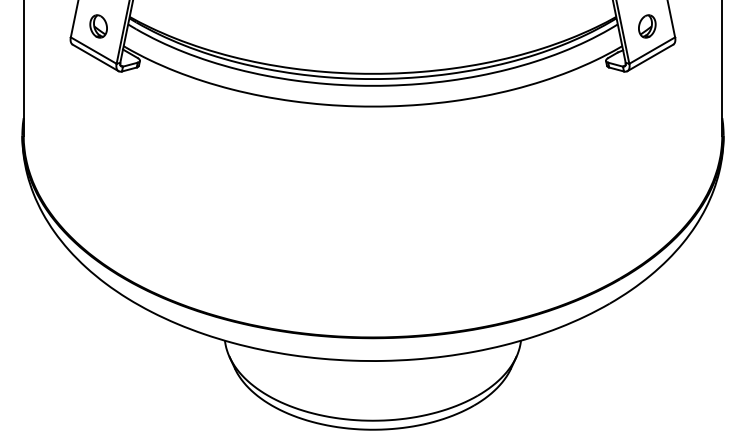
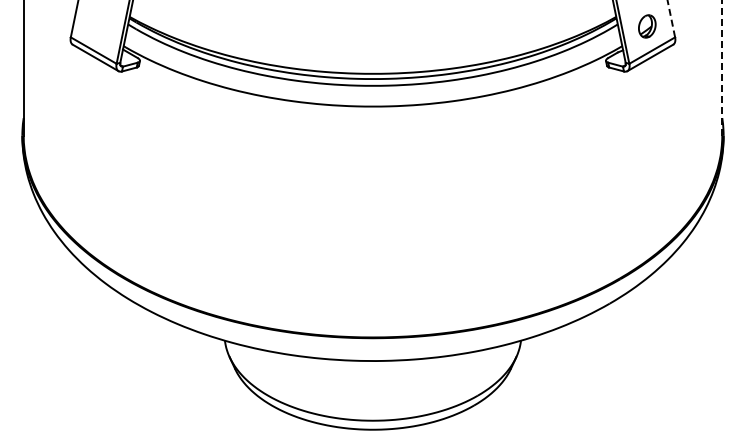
line: solid -> dashed (671, 18)
part: present -> none (98, 26)
line: solid -> dashed (722, 67)
